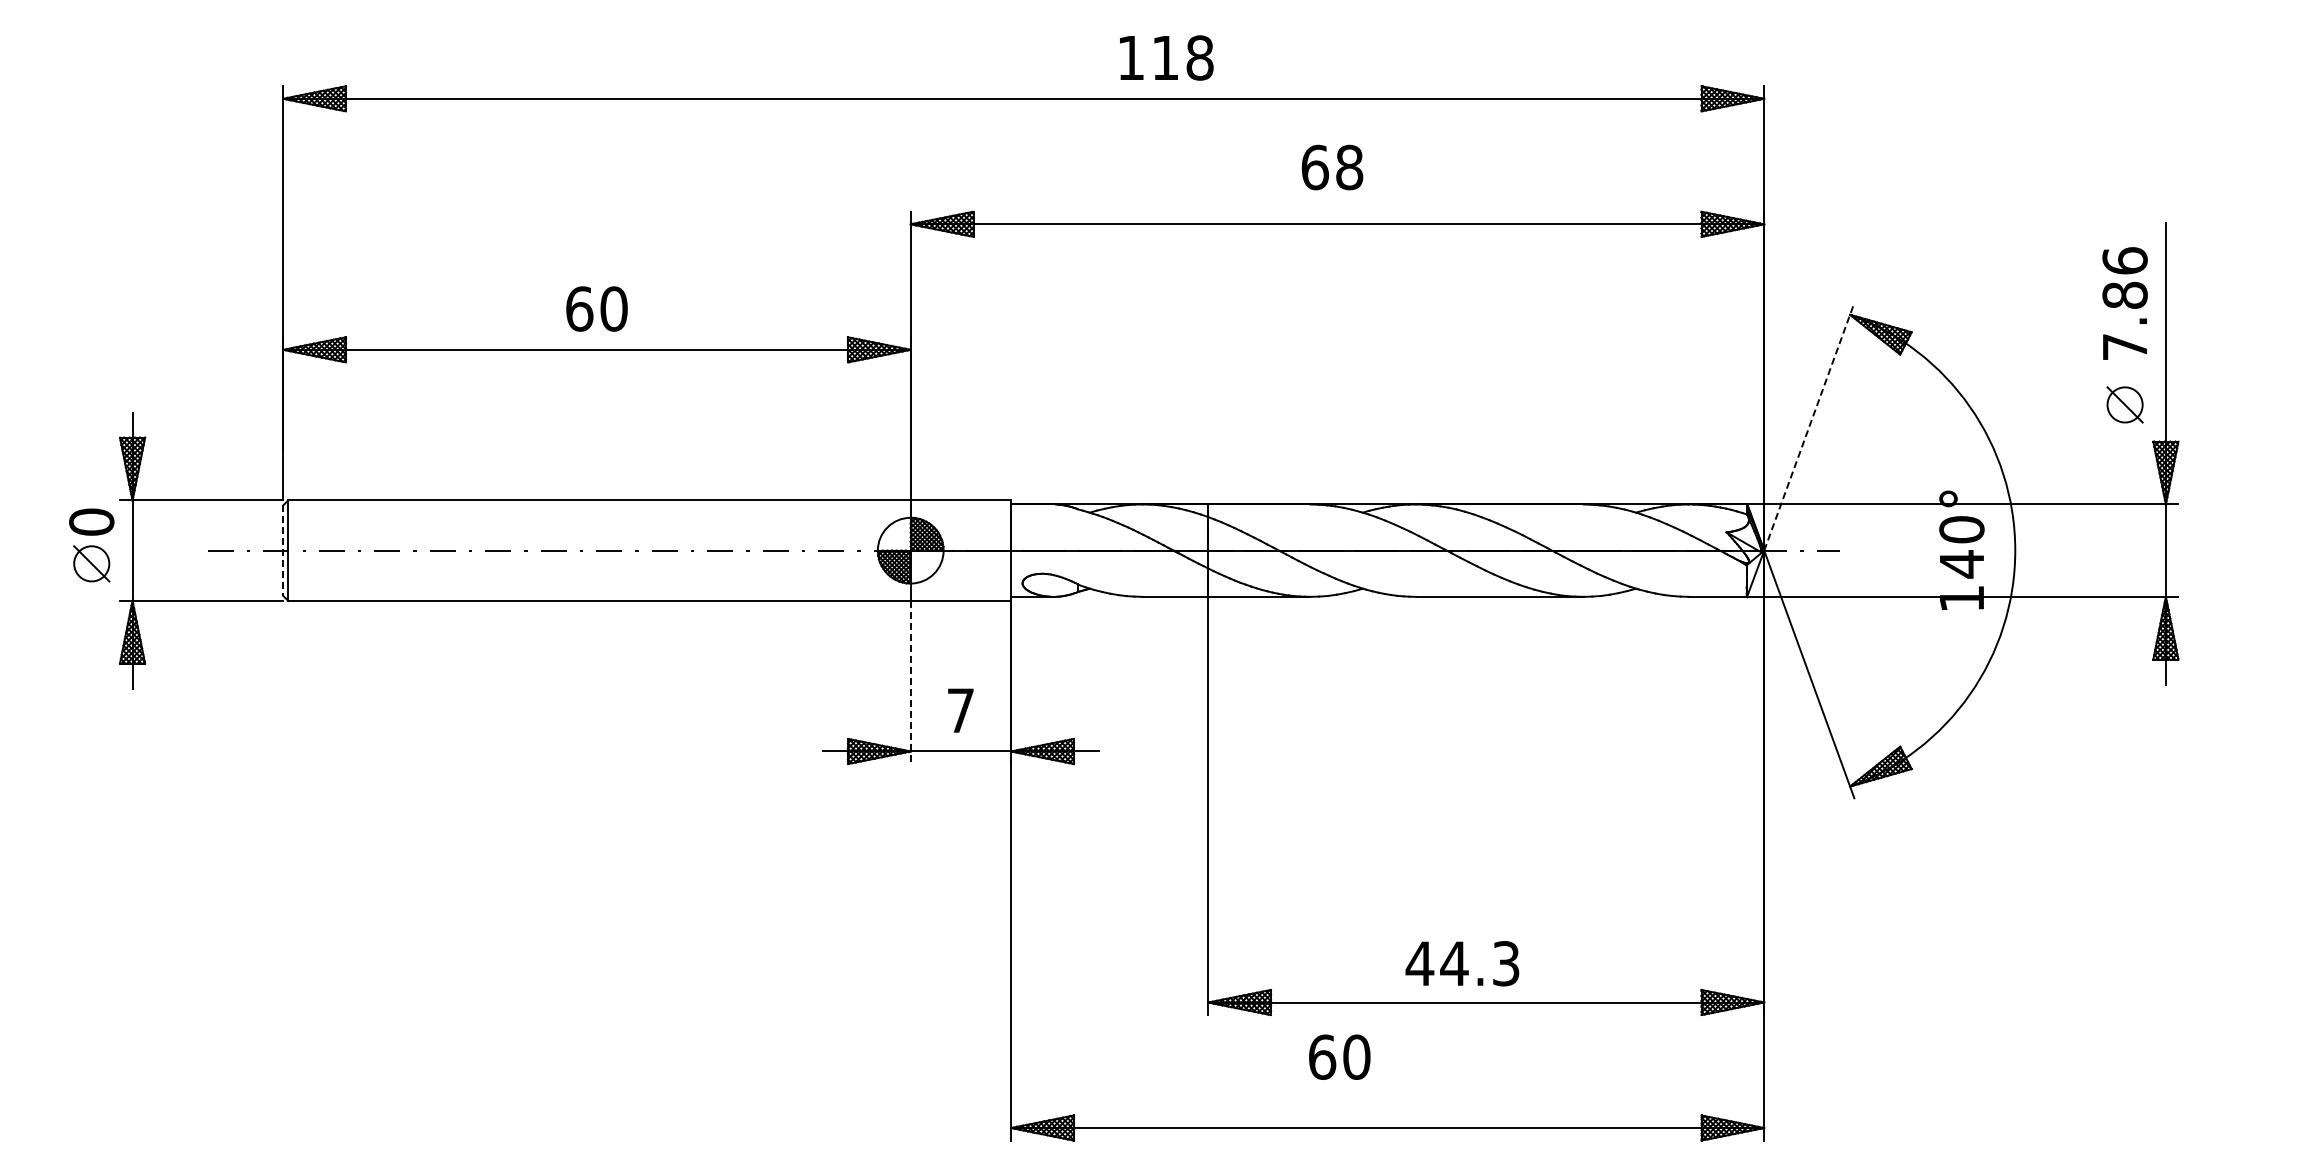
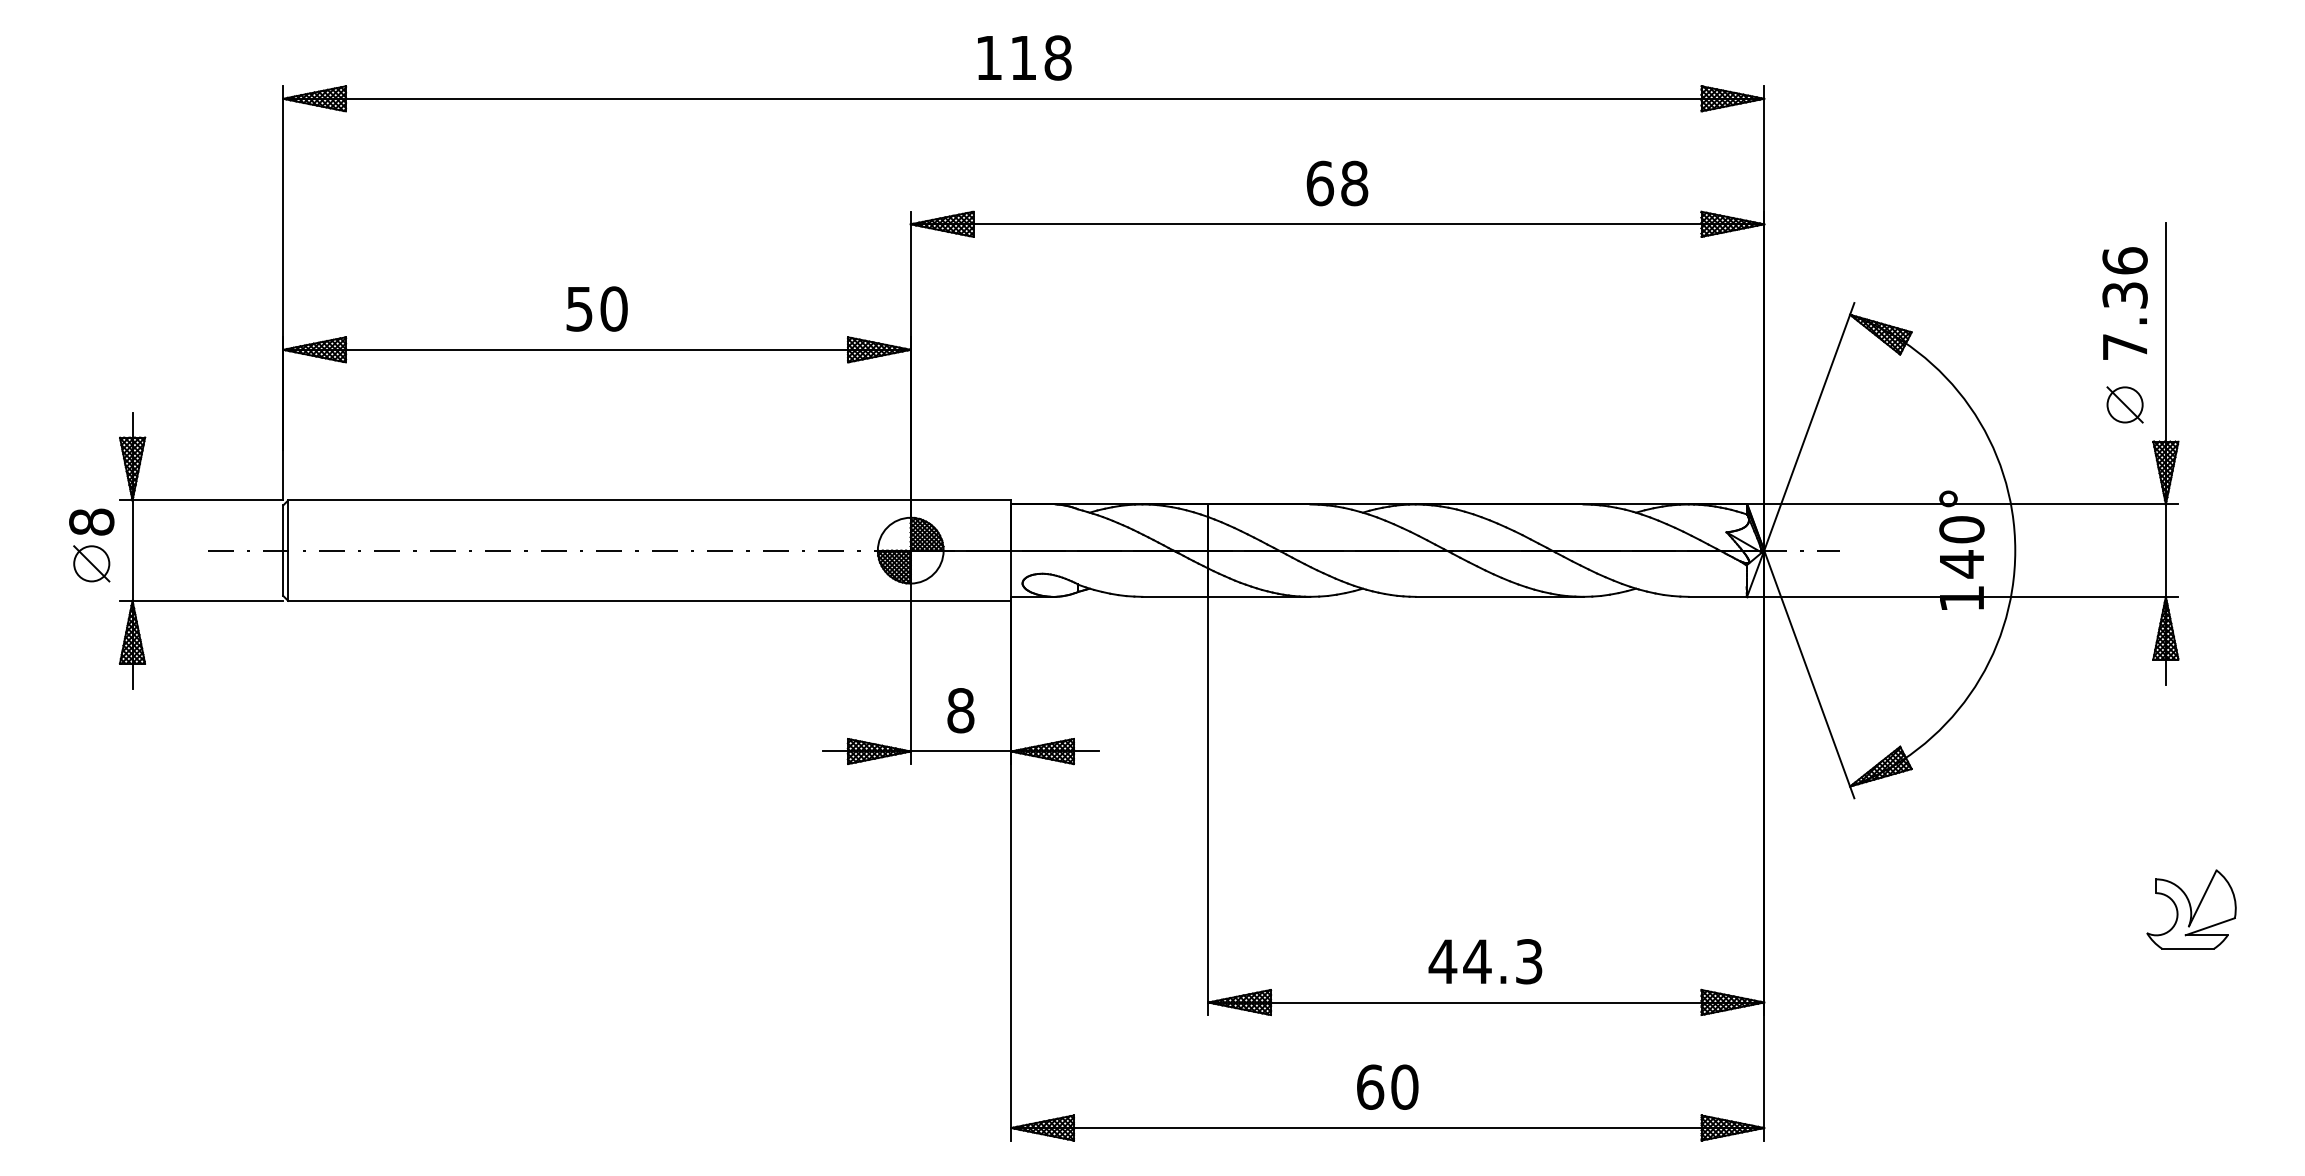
text position: (1166, 57) -> (1024, 57) (1024, 57)
text position: (1332, 167) -> (1337, 183) (1337, 183)
text: 7.86 -> 7.36 (2124, 294)
text: 60 -> 50 (579, 308)
line: dashed -> solid (1809, 426)
text: 0 -> 8 (91, 521)
line: dashed -> solid (283, 551)
line: dashed -> solid (910, 682)
text: 7 -> 8 (960, 710)
part: none -> present (2191, 909)
text position: (1462, 963) -> (1485, 961) (1485, 961)
text position: (1339, 1056) -> (1387, 1086) (1387, 1086)
